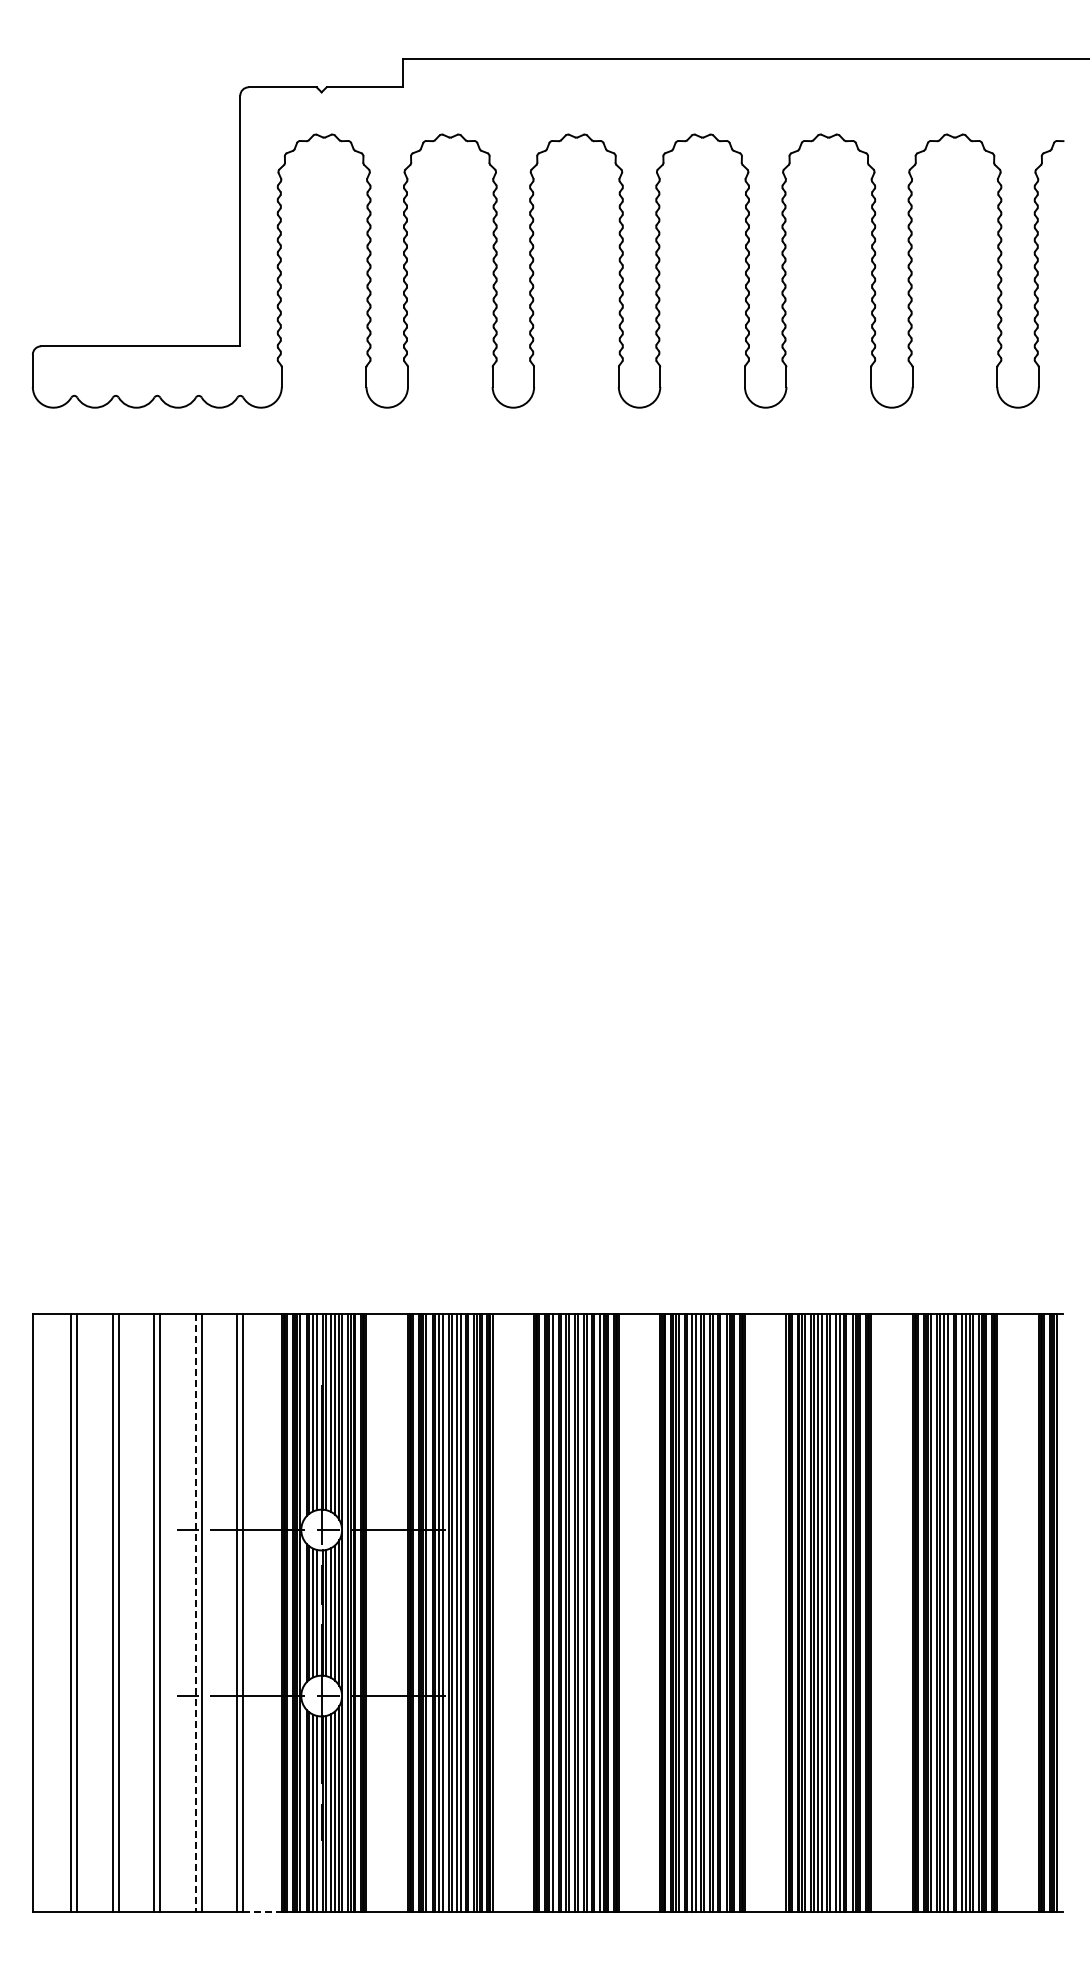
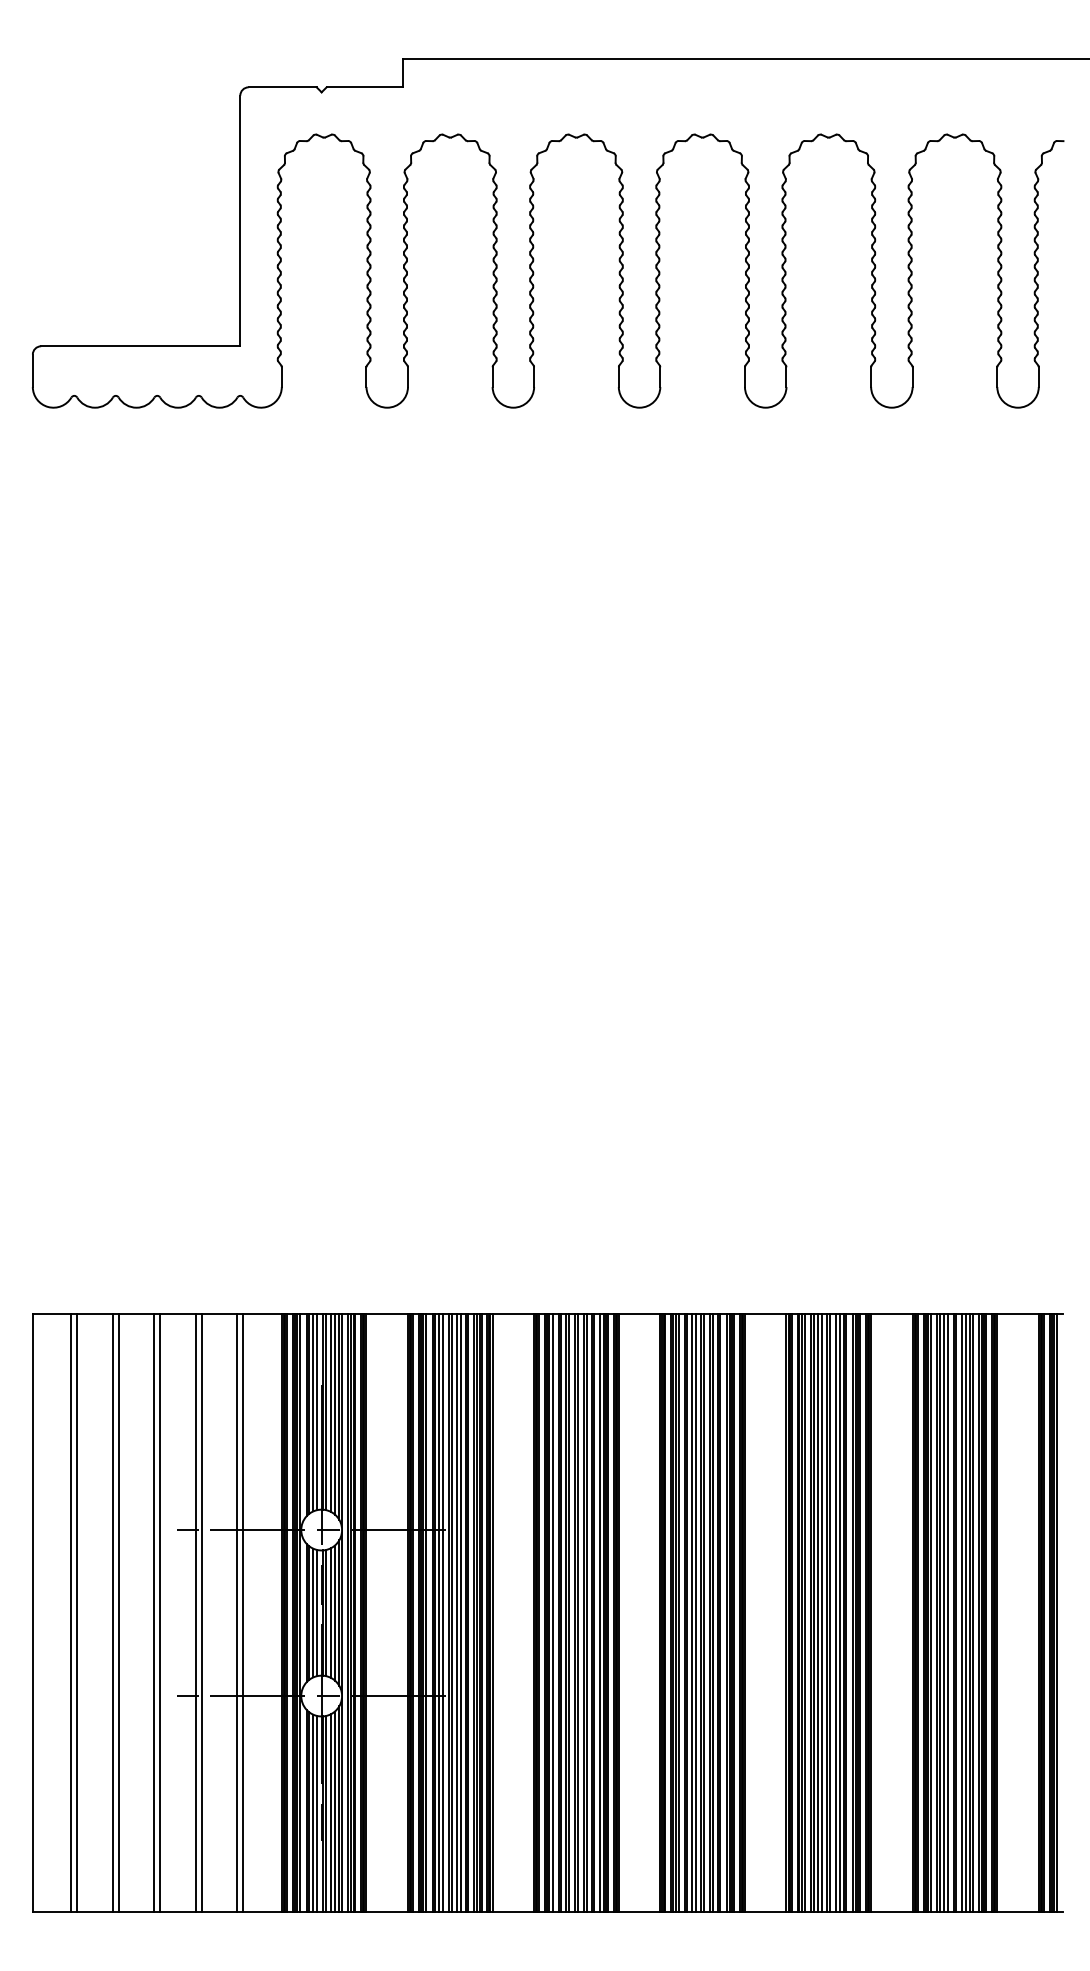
line: dashed -> solid (195, 1613)
line: dashed -> solid (263, 1911)
